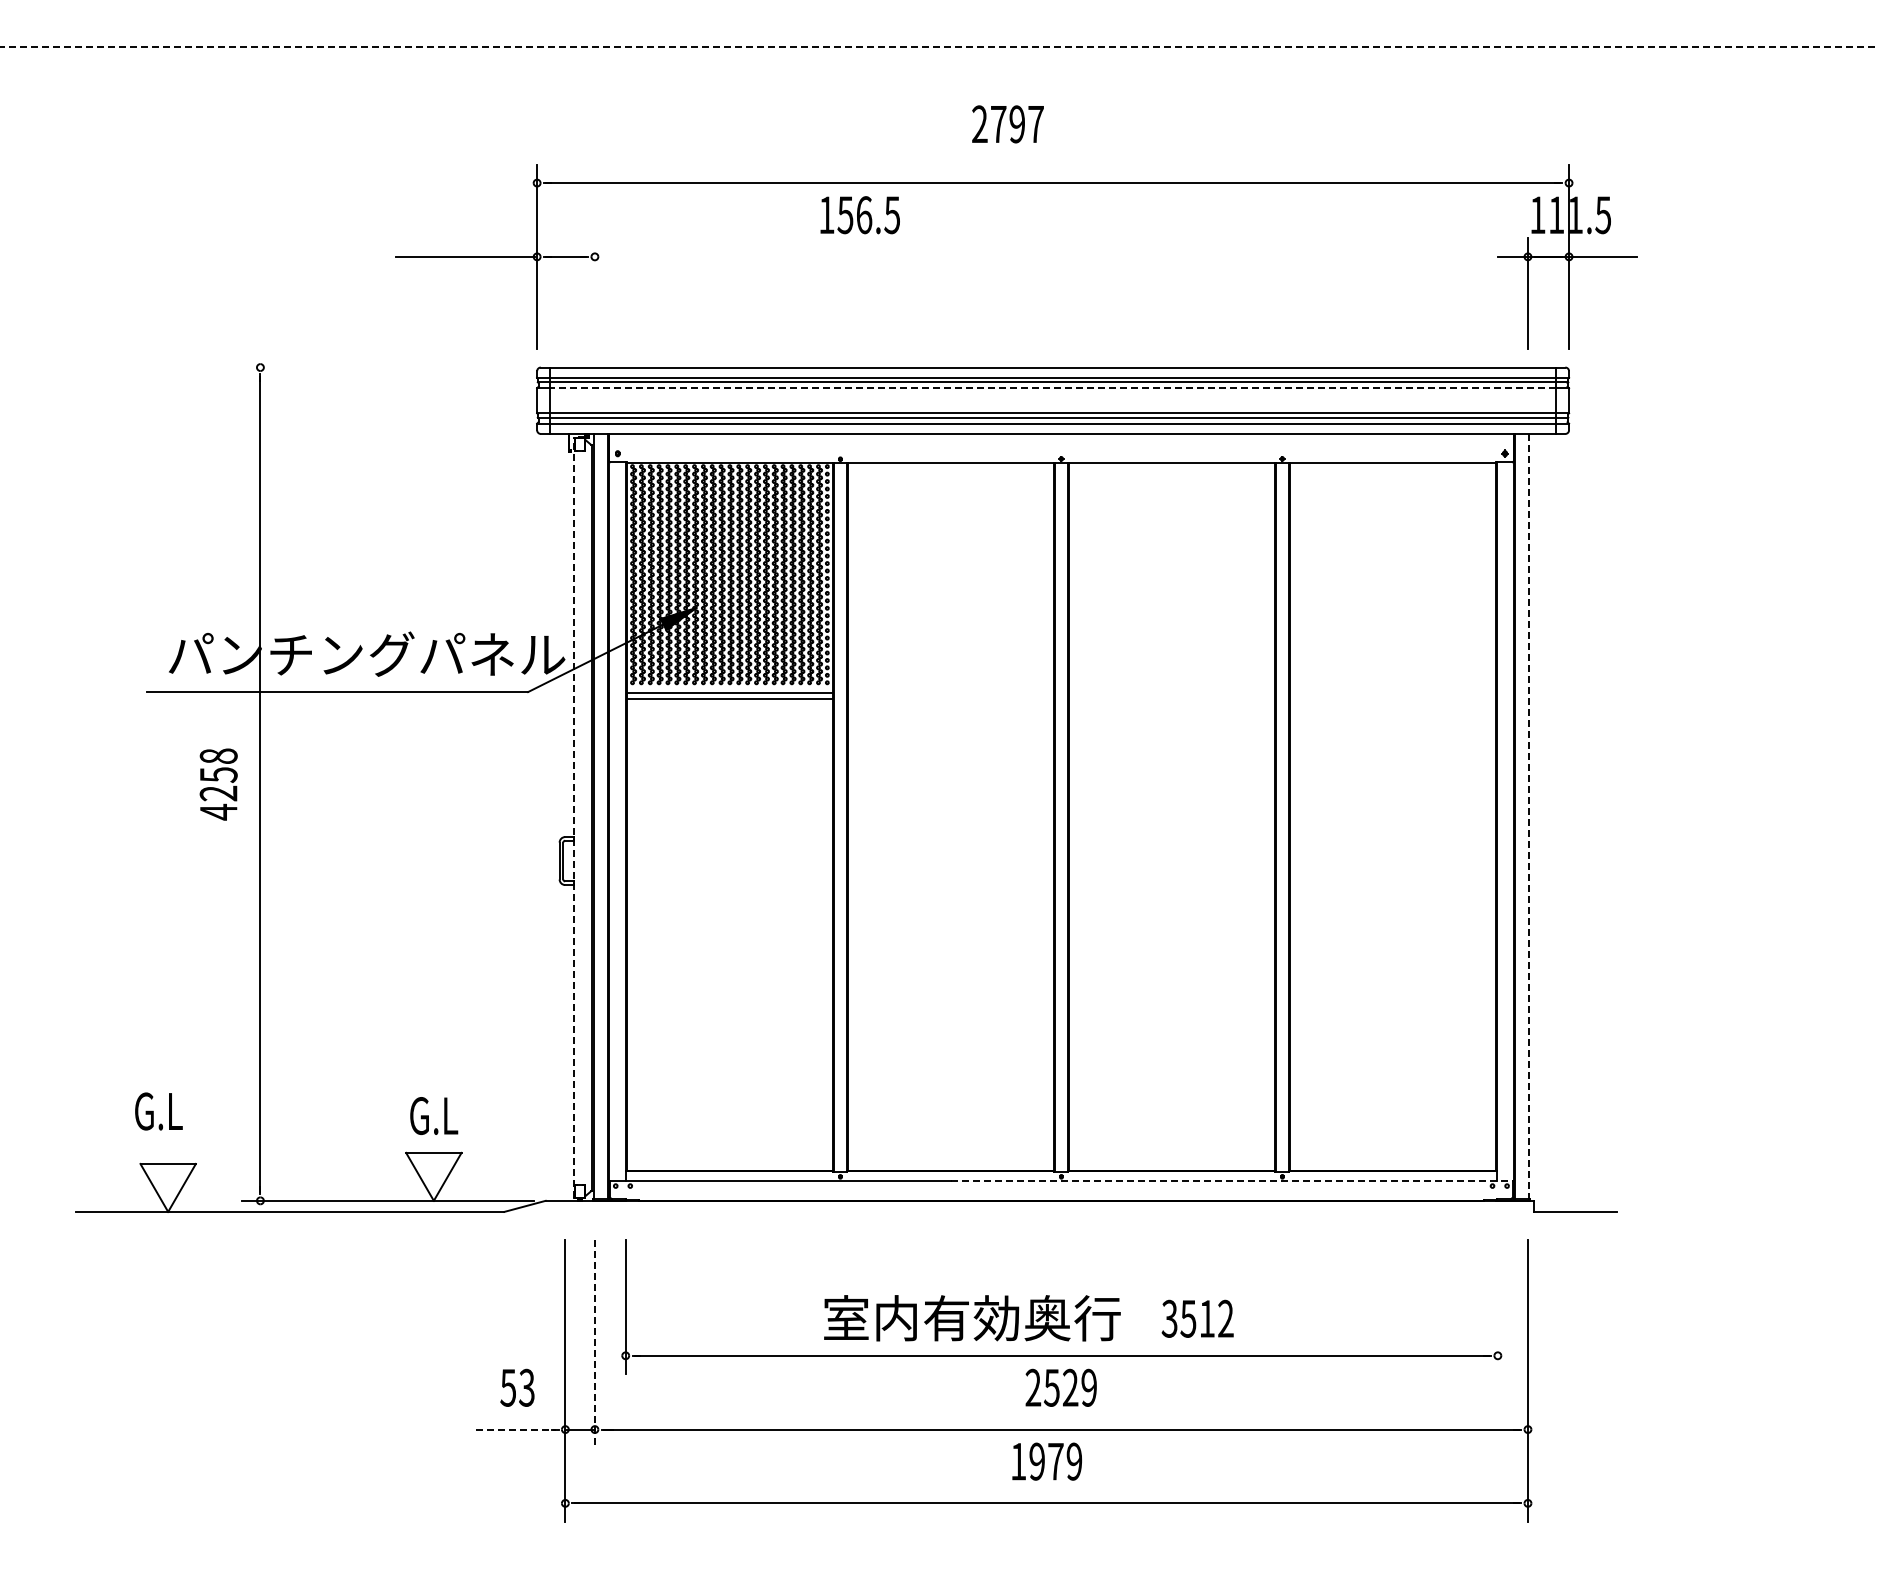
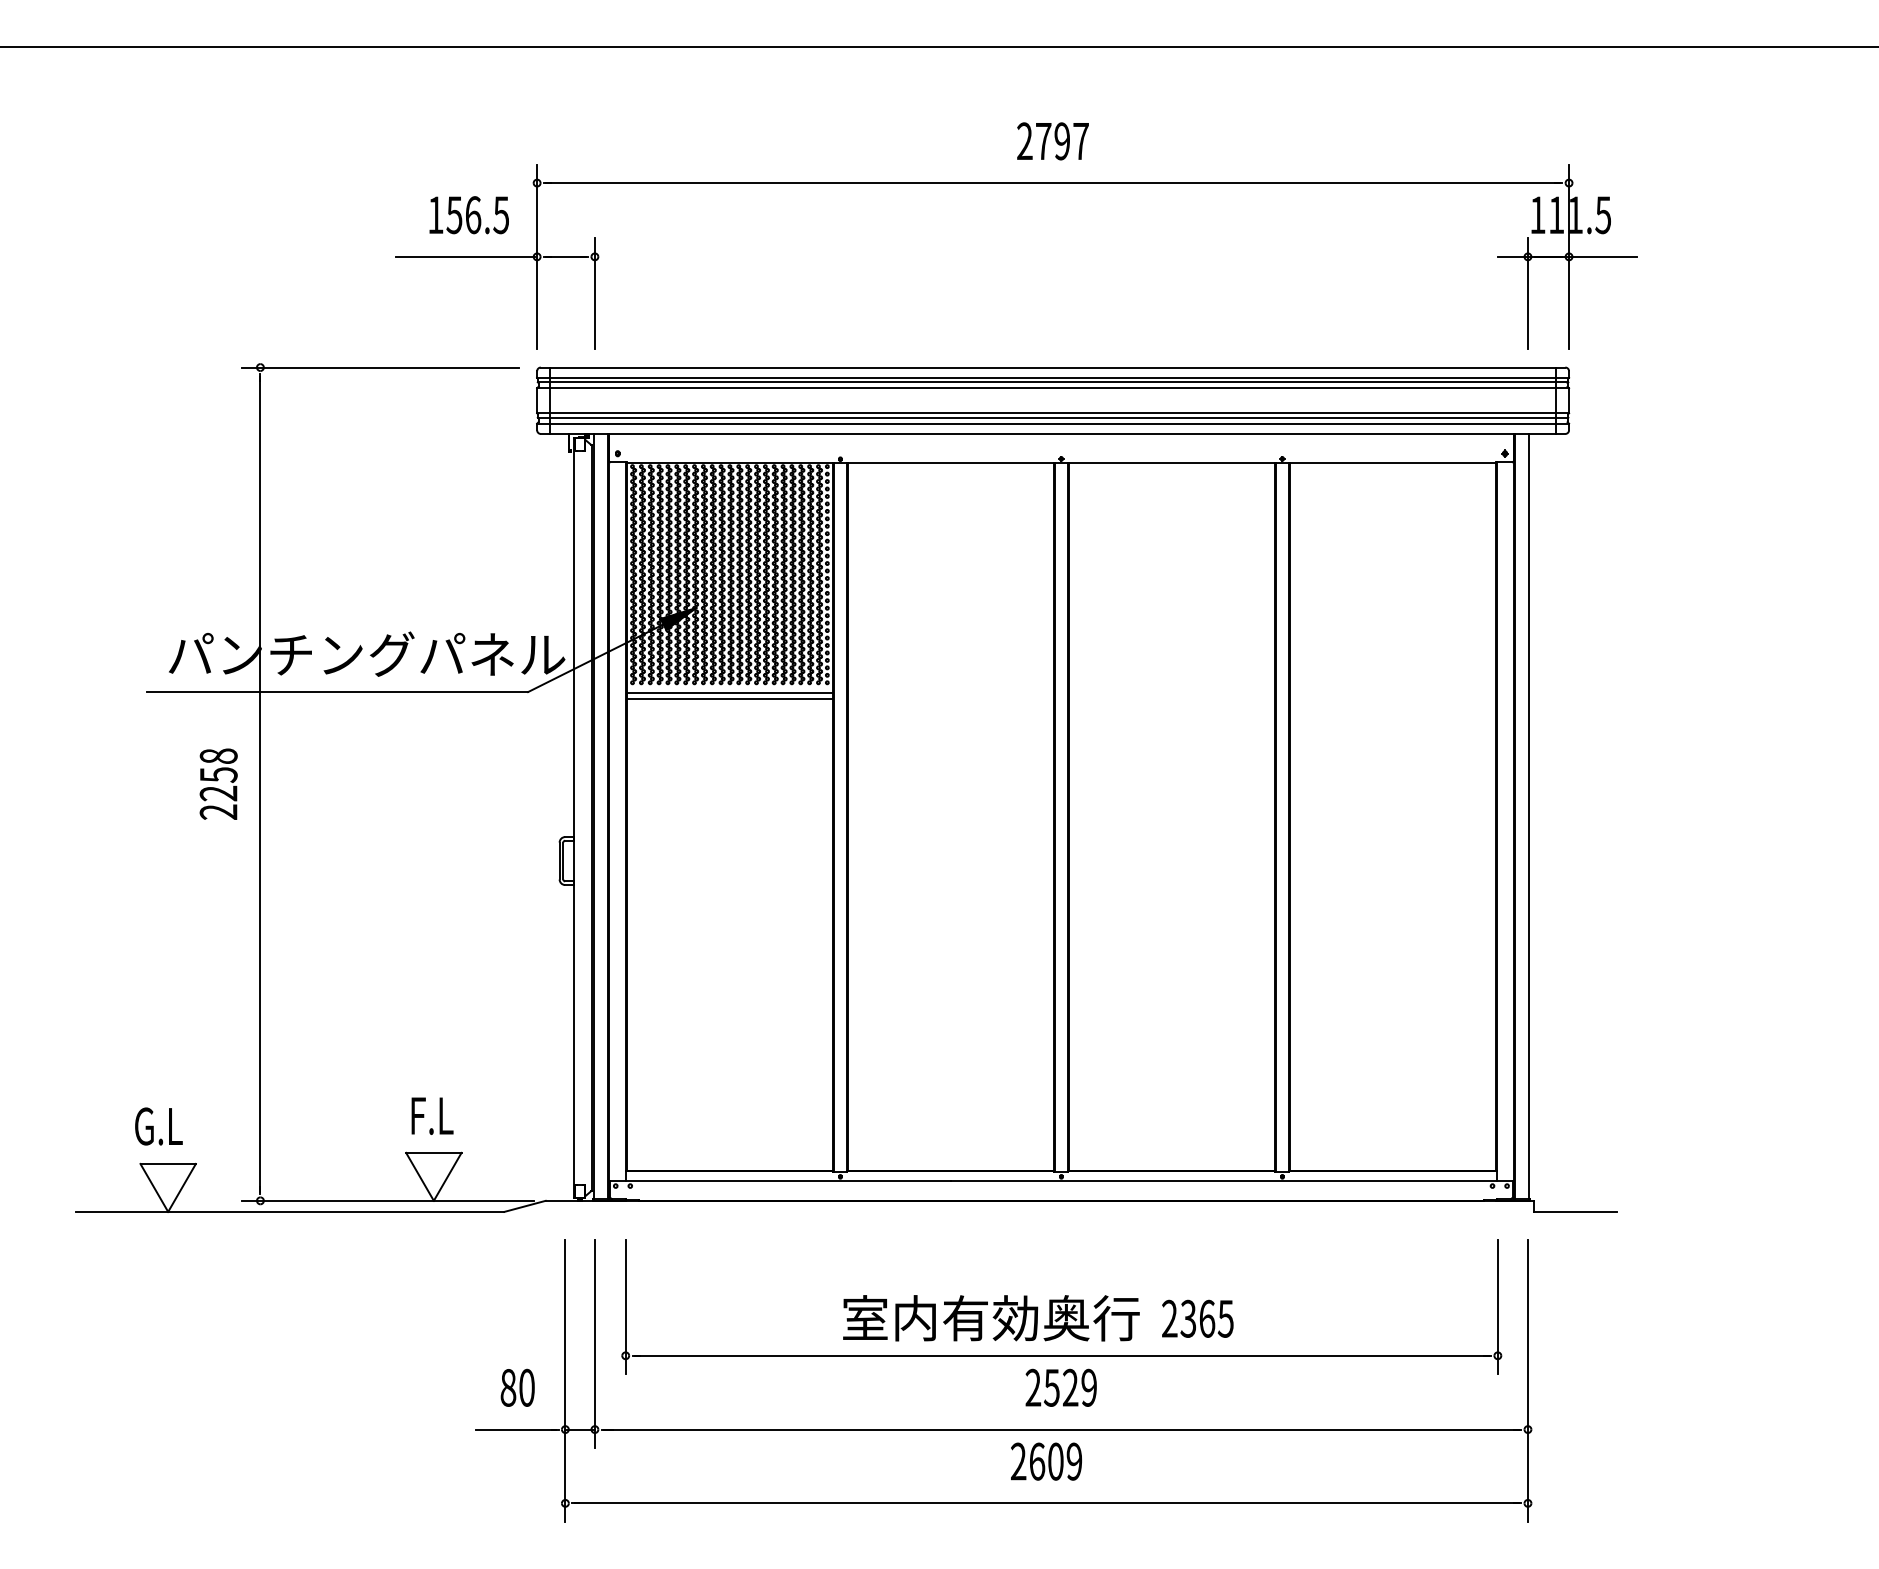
line: dashed -> solid (939, 47)
text position: (1007, 124) -> (1052, 141) (1052, 141)
text position: (859, 215) -> (468, 215) (468, 215)
line: none -> present (594, 293)
line: none -> present (379, 367)
line: dashed -> solid (1052, 388)
text: 4258 -> 2258 (218, 811)
line: dashed -> solid (1529, 816)
line: dashed -> solid (574, 817)
text position: (158, 1111) -> (158, 1126) (158, 1126)
text: G.L -> F.L (434, 1116)
line: dashed -> solid (1231, 1180)
line: none -> present (1497, 1306)
text position: (972, 1318) -> (991, 1318) (991, 1318)
text: 3512 -> 2365 (1197, 1318)
line: dashed -> solid (594, 1344)
text: 53 -> 80 (517, 1387)
line: dashed -> solid (516, 1429)
text: 1979 -> 2609 (1037, 1461)
